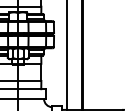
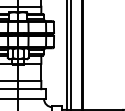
line: none -> present (71, 54)
